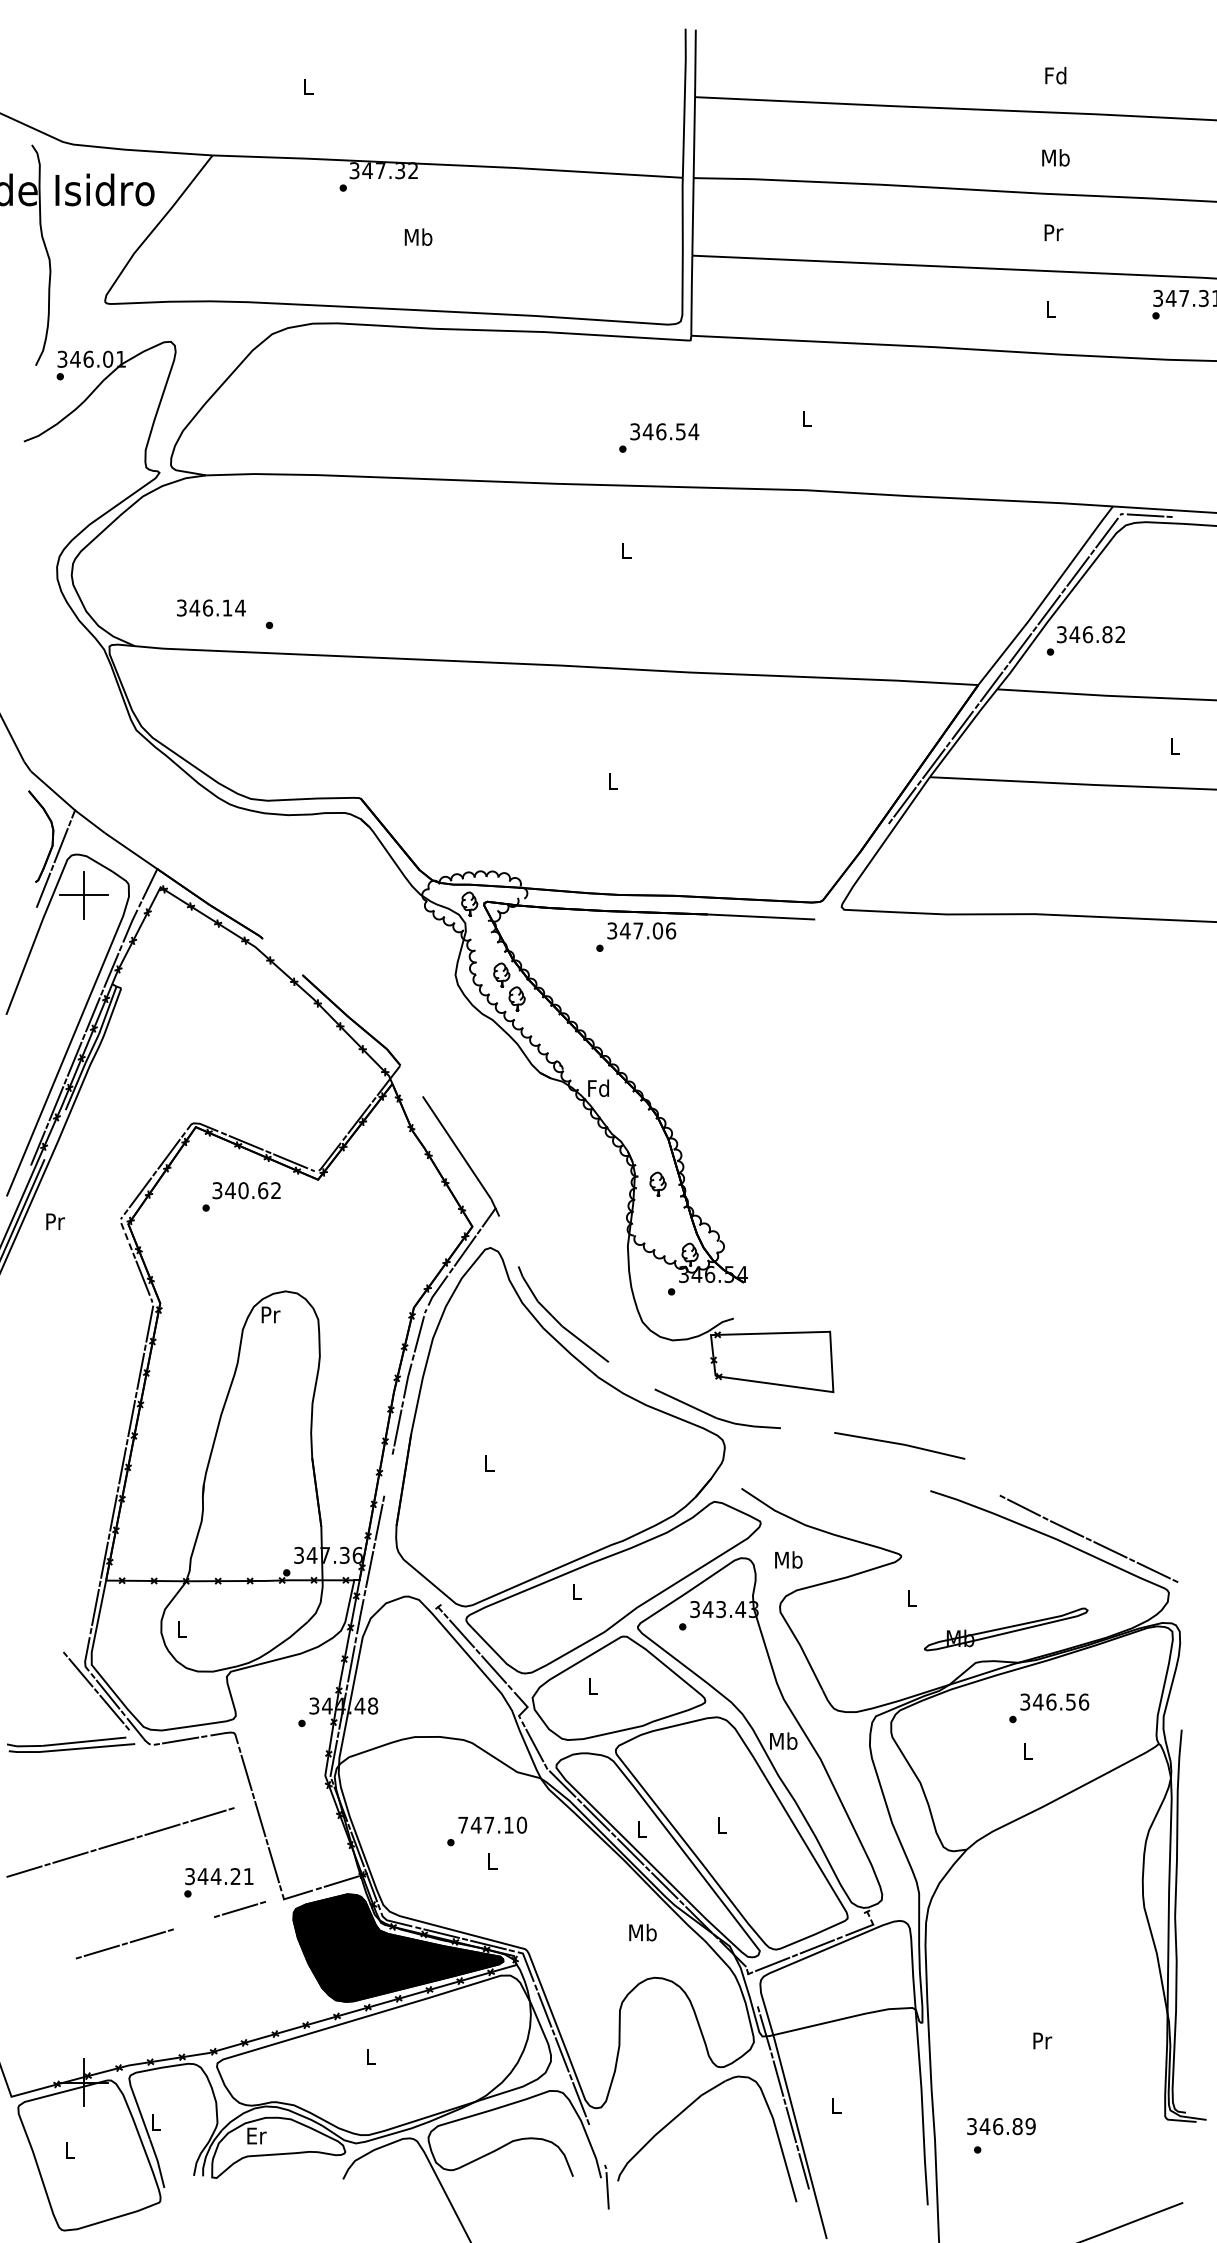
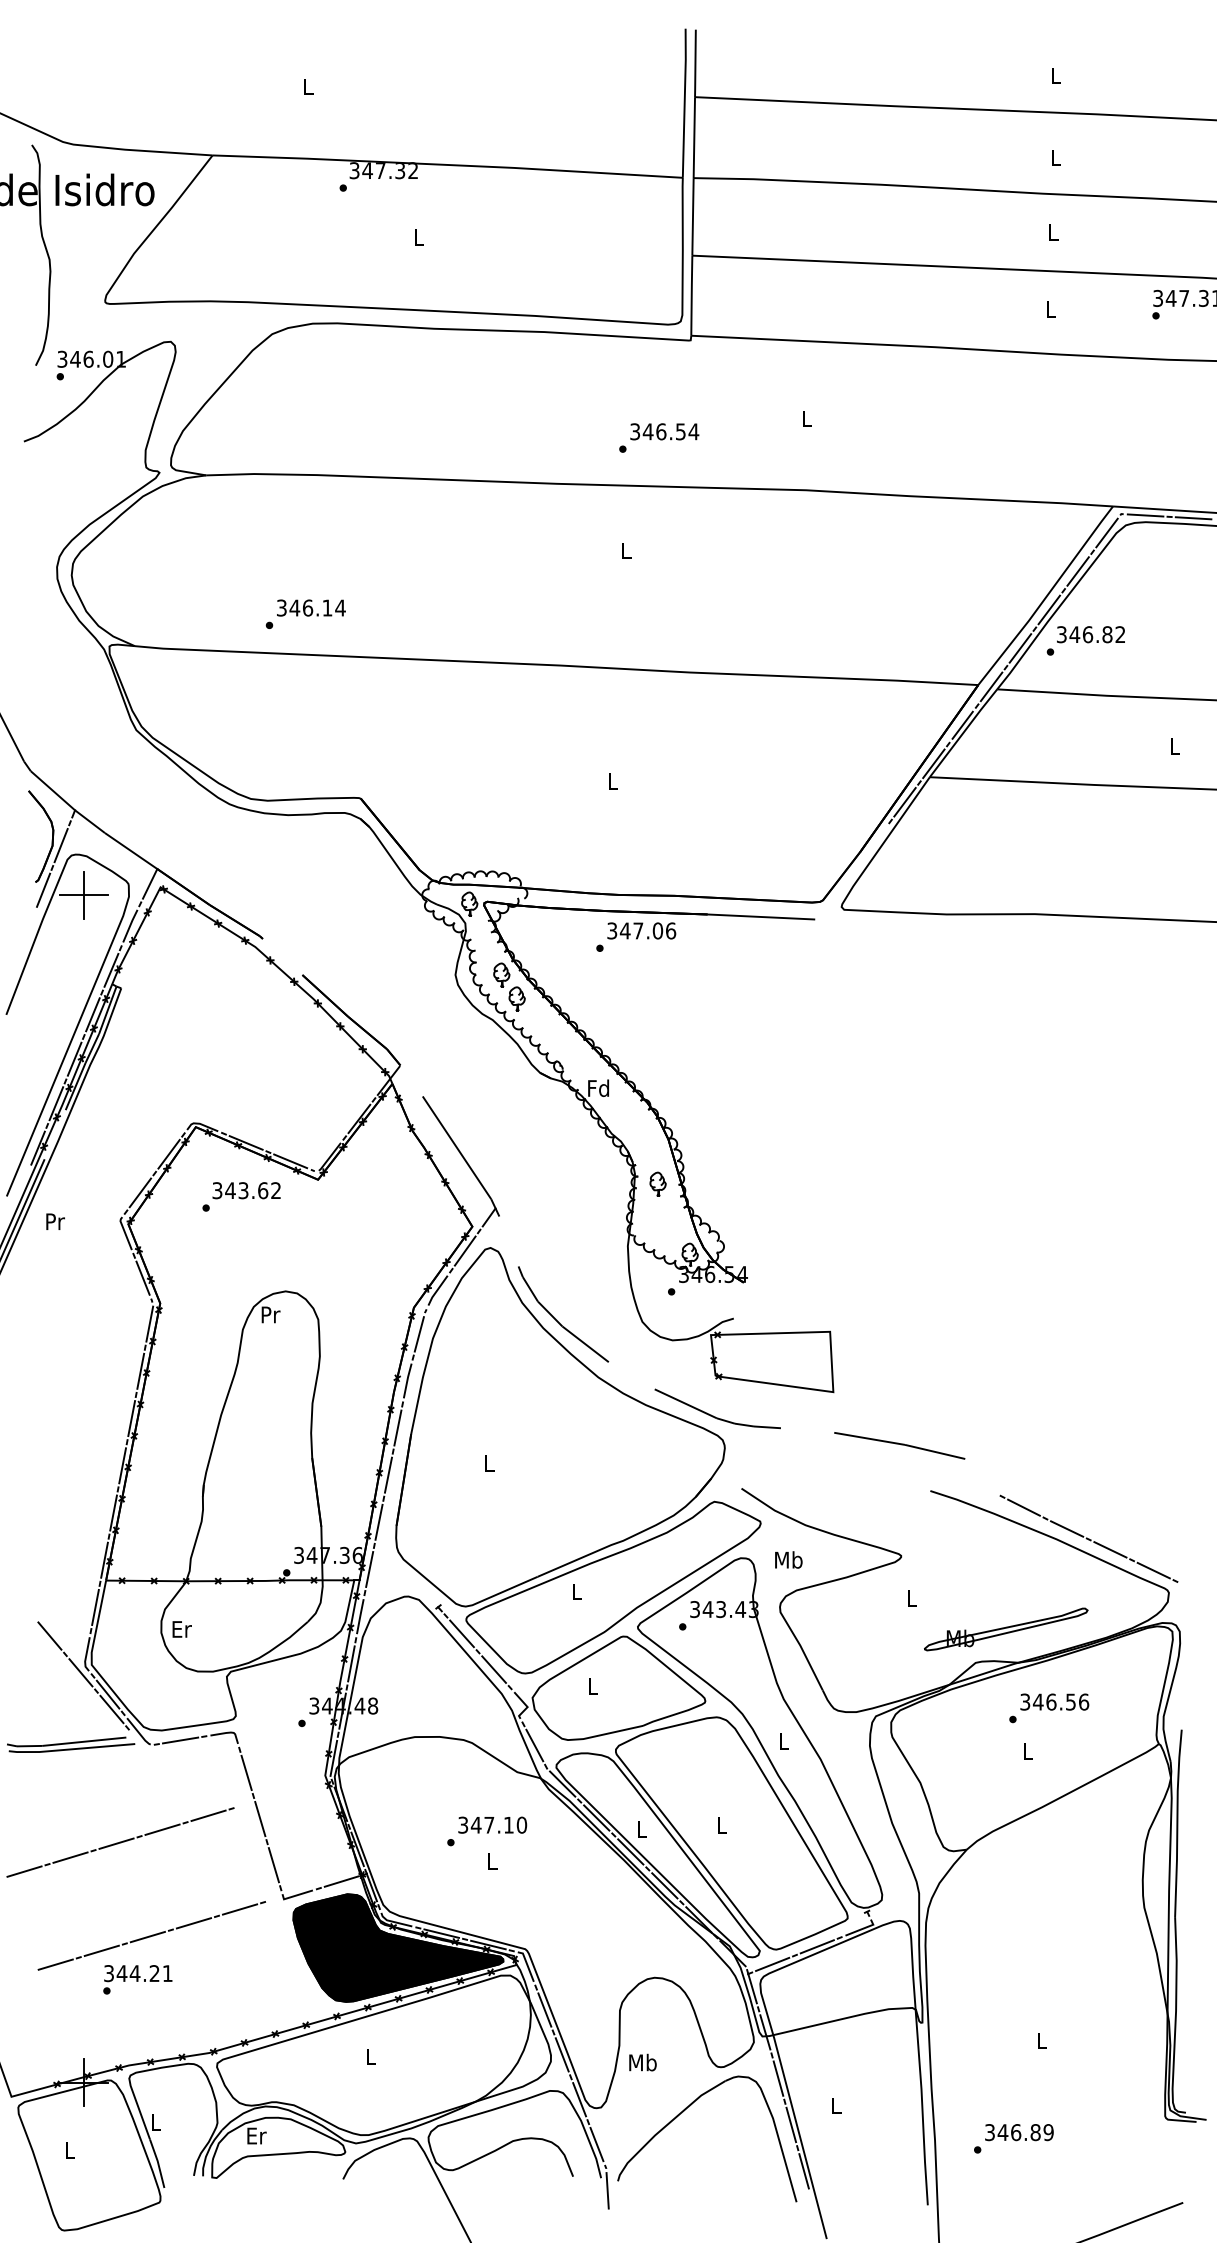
text: Fd -> L (1055, 75)
text: Mb -> L (1055, 157)
text: Pr -> L (1053, 232)
text: Mb -> L (418, 236)
line: none -> present (1193, 518)
text position: (211, 607) -> (311, 607) (311, 607)
text: 340.62 -> 343.62 (243, 1190)
line: dashed -> solid (124, 1232)
line: none -> present (387, 1474)
text: L -> Er (181, 1629)
line: none -> present (49, 1635)
text: Mb -> L (783, 1740)
text: 747.10 -> 347.10 (463, 1824)
text position: (218, 1882) -> (137, 1979) (137, 1979)
line: none -> present (193, 1923)
text position: (642, 1932) -> (642, 2062) (642, 2062)
line: none -> present (55, 1964)
line: none -> present (752, 1988)
text: Pr -> L (1042, 2040)
text position: (1001, 2126) -> (1019, 2132) (1019, 2132)
line: none -> present (596, 2144)
